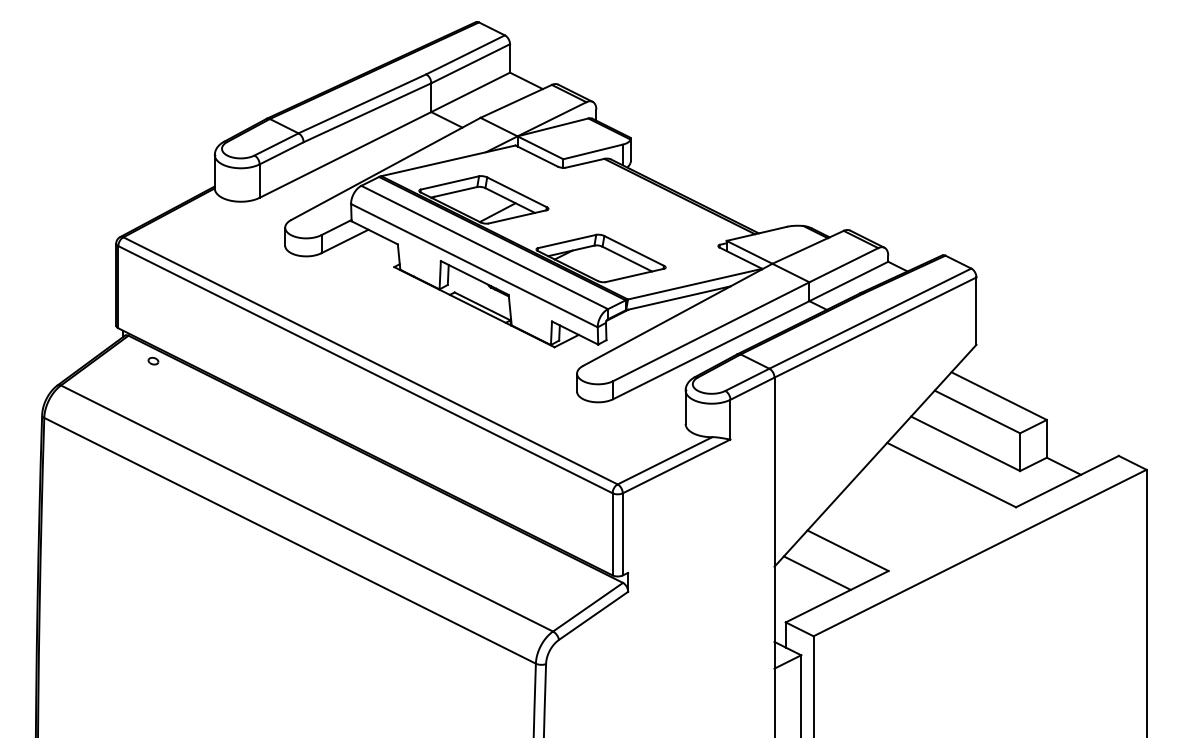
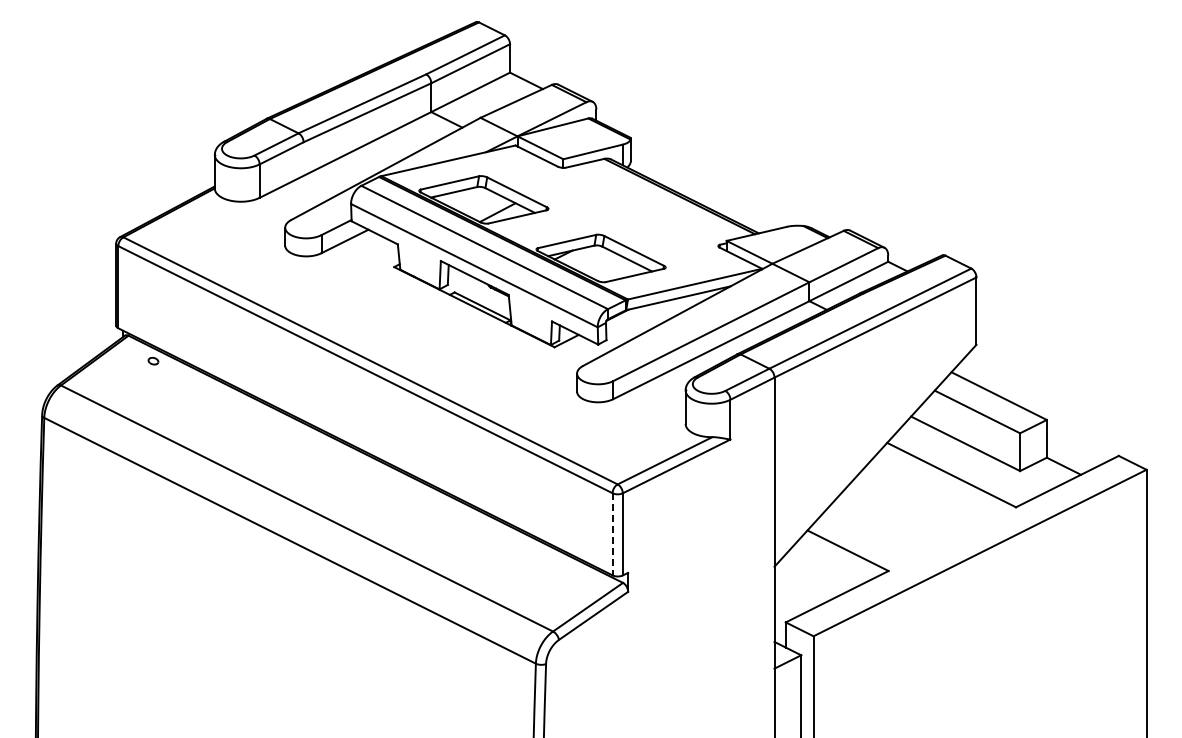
line: solid -> dashed (612, 534)
line: present -> none (816, 572)
